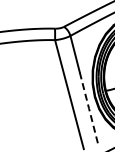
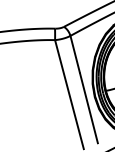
line: dashed -> solid (89, 108)
